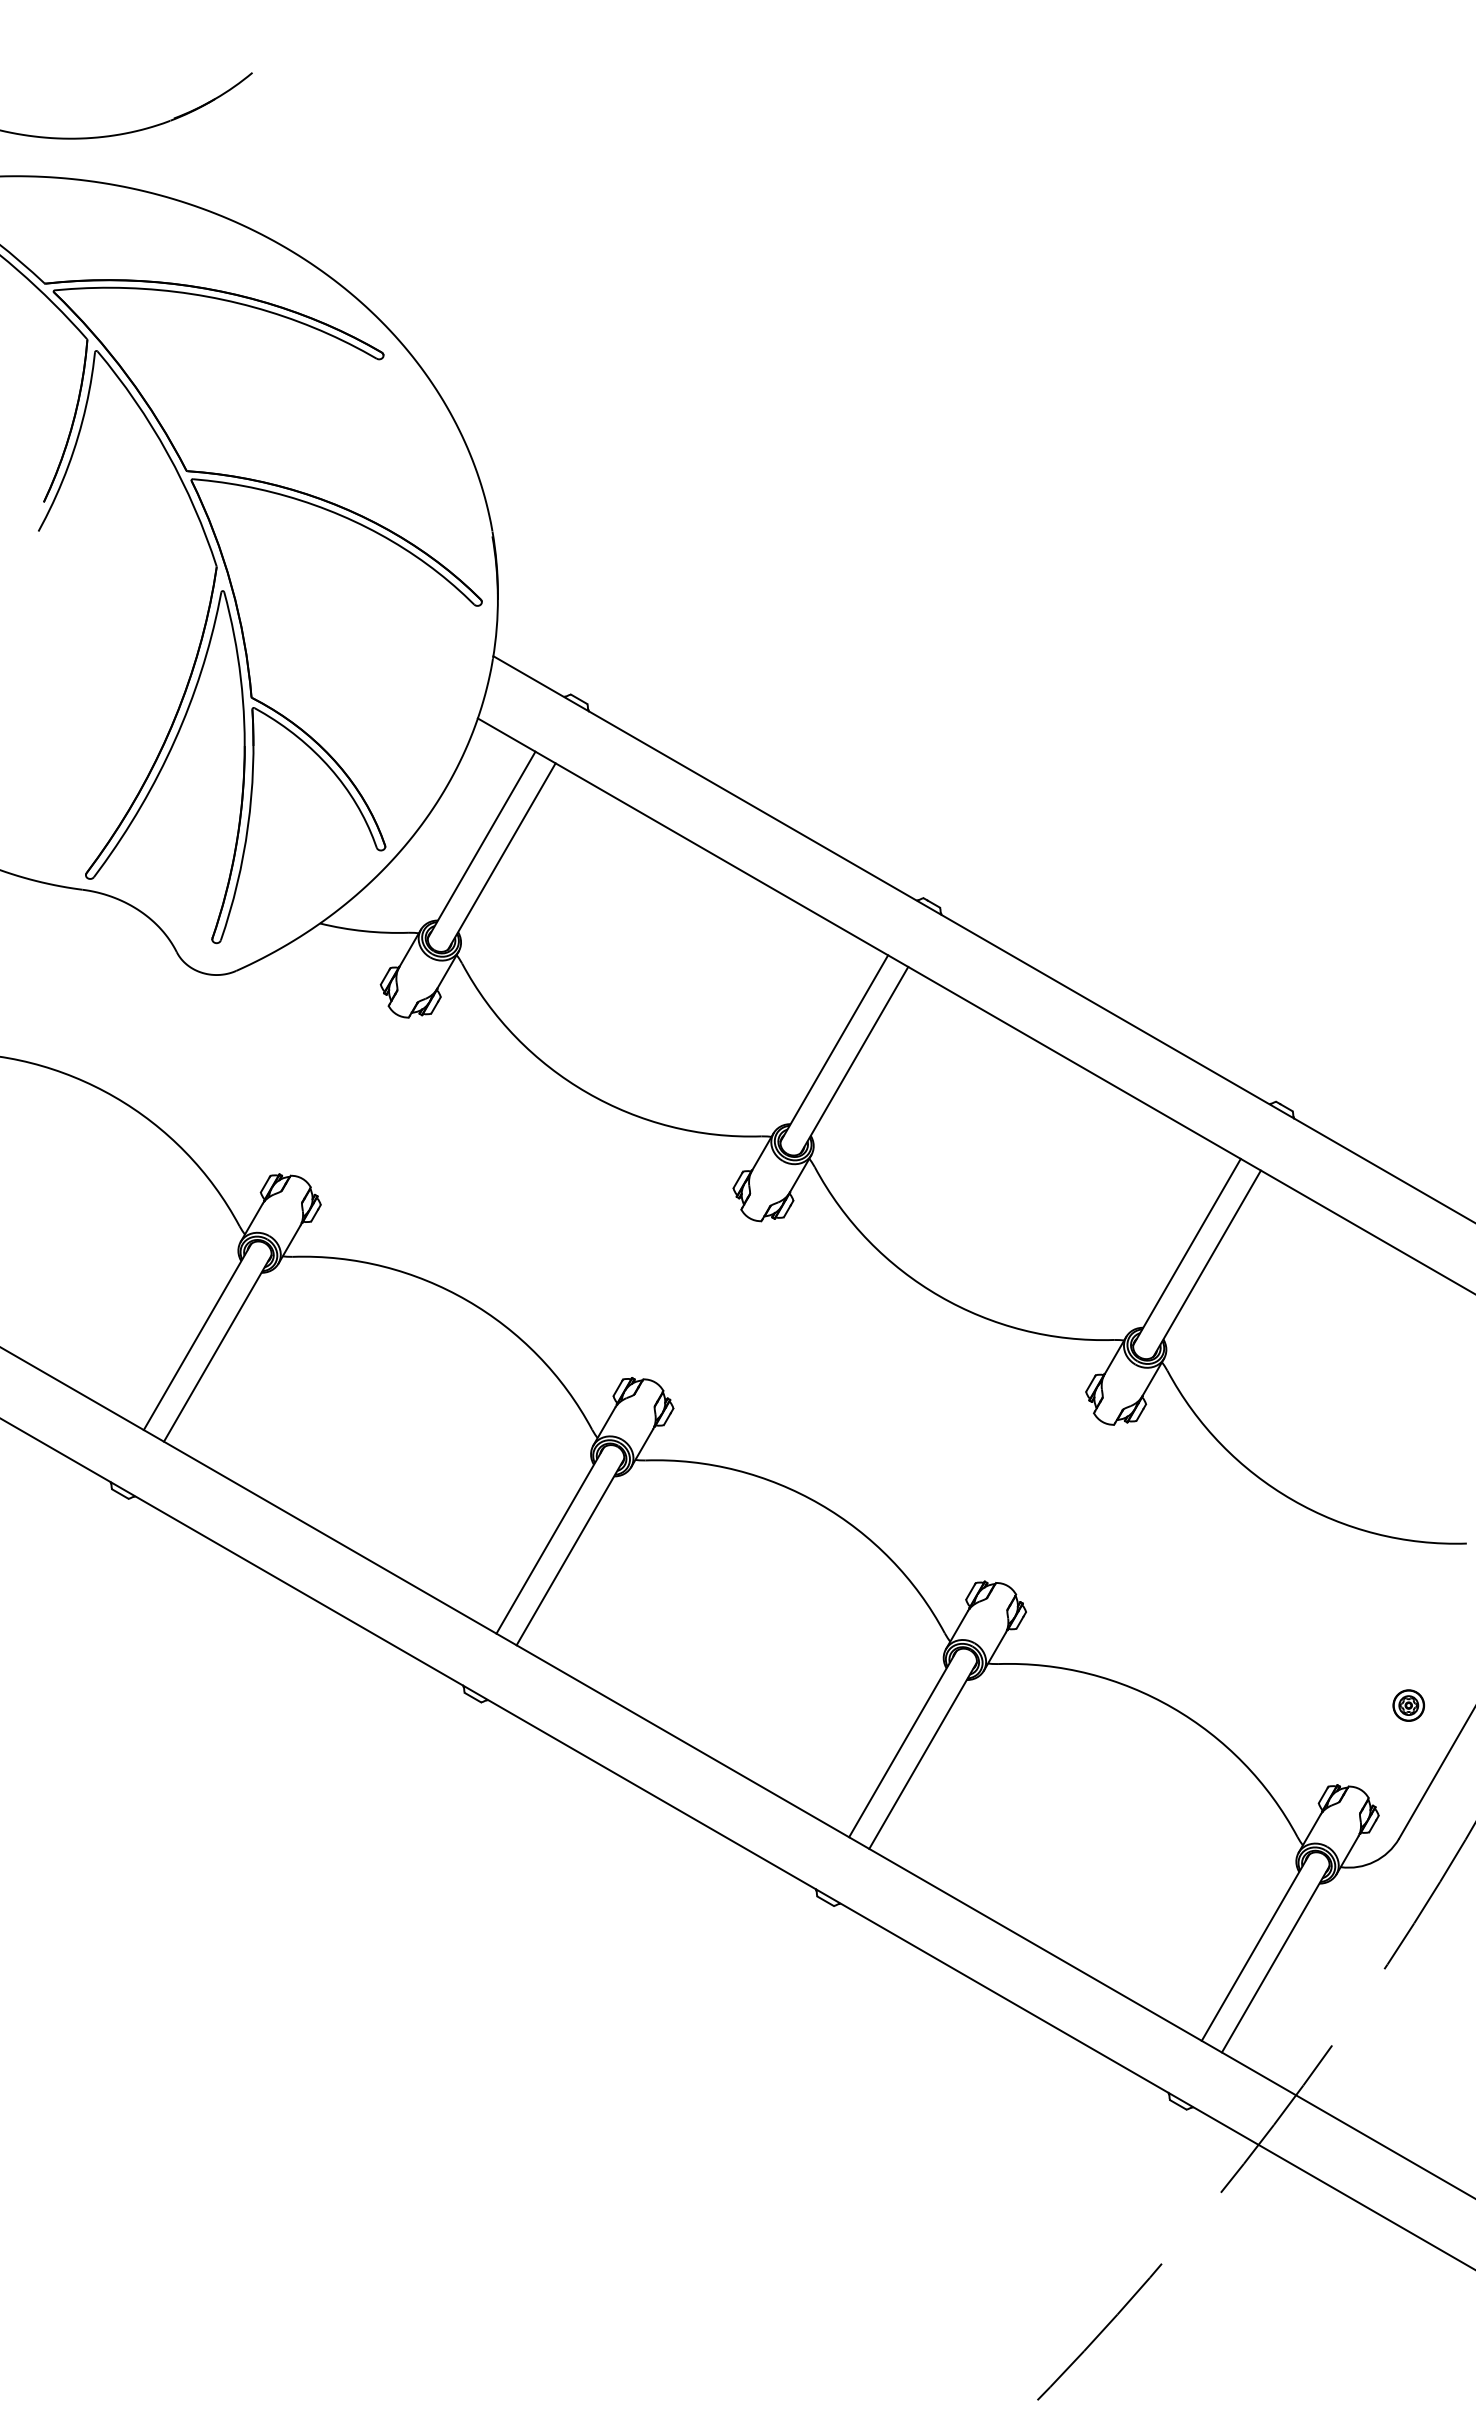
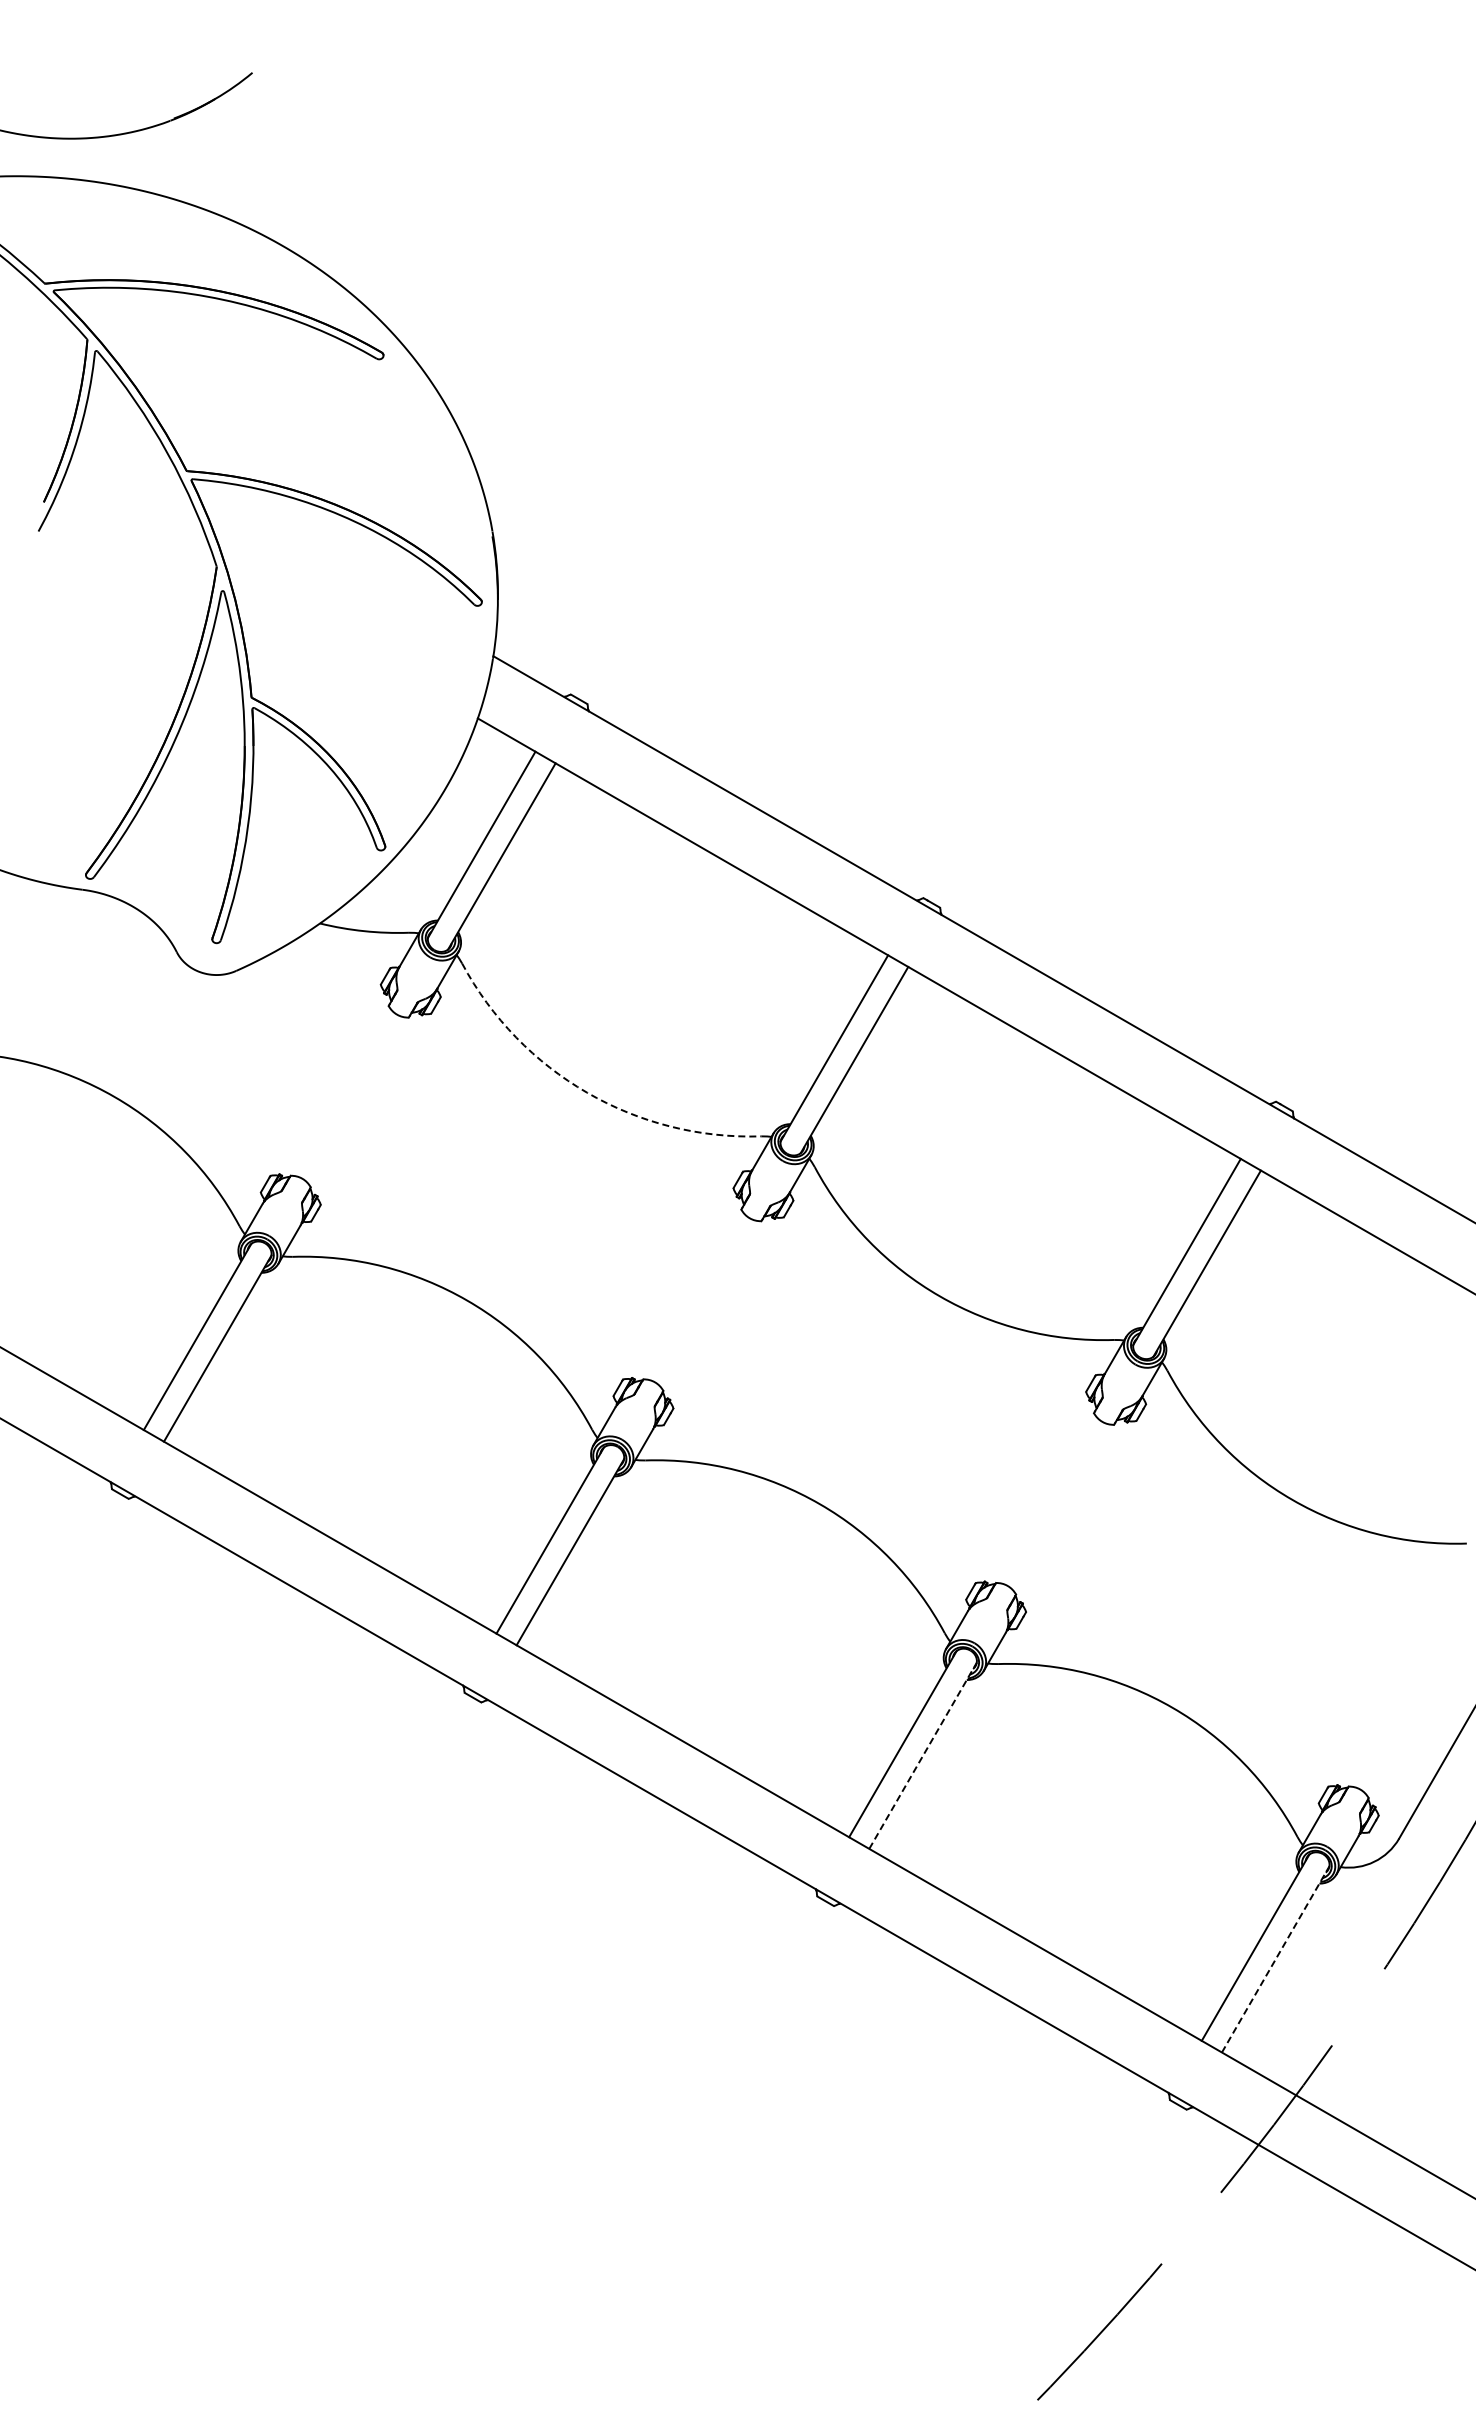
arc: solid -> dashed (587, 1092)
part: present -> none (1408, 1705)
line: solid -> dashed (923, 1755)
line: solid -> dashed (1275, 1959)
